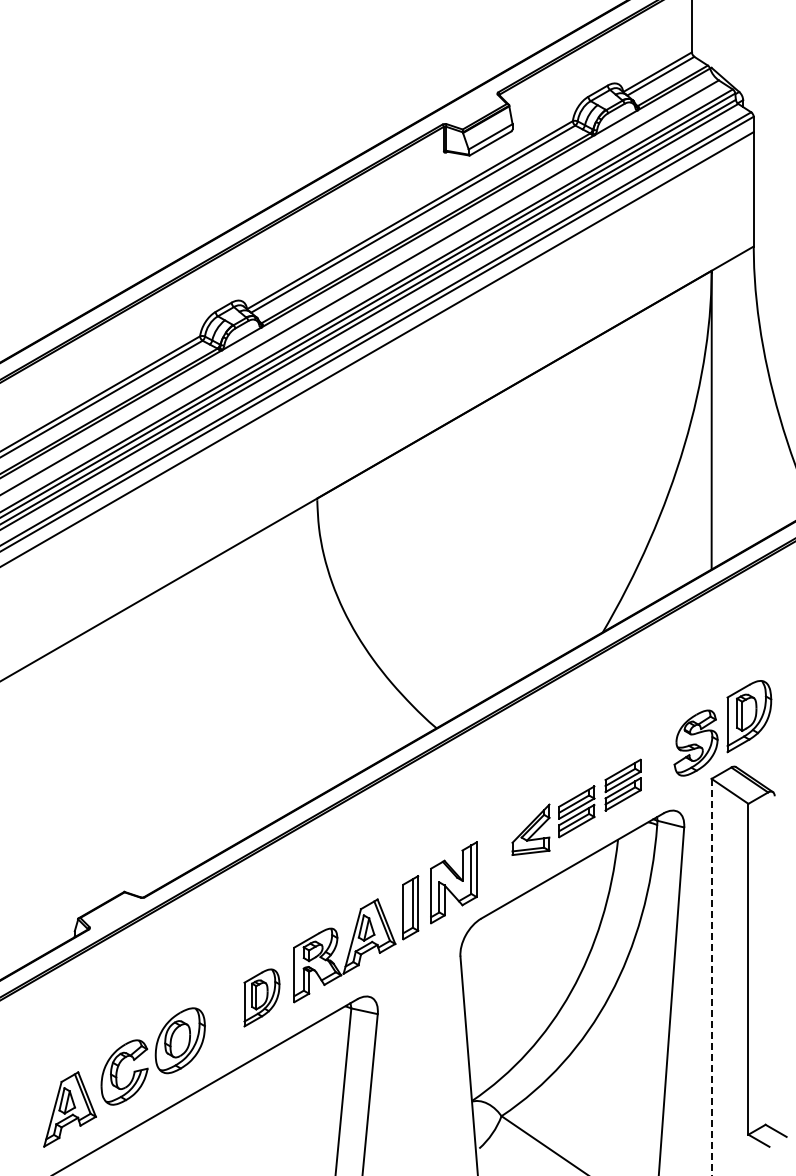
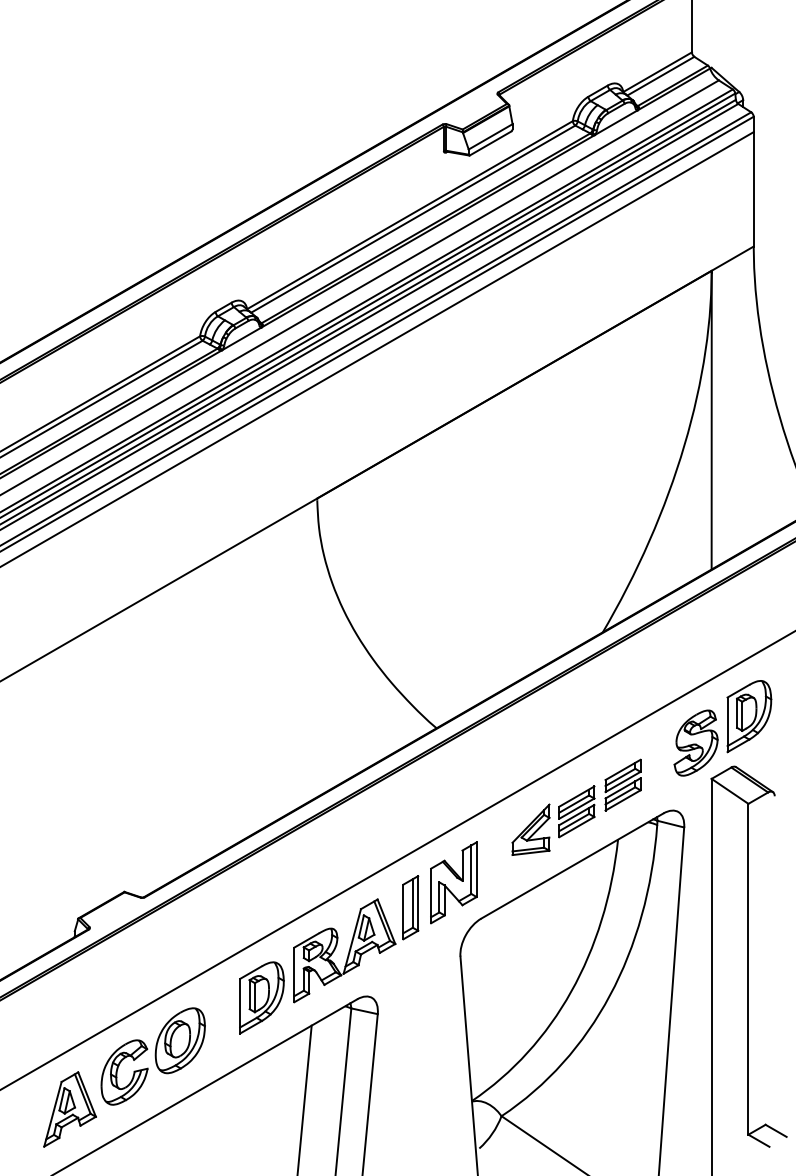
line: none -> present (397, 860)
line: dashed -> solid (711, 977)
part size: 38x60 px -> 46x74 px (261, 997)
line: none -> present (304, 1098)
